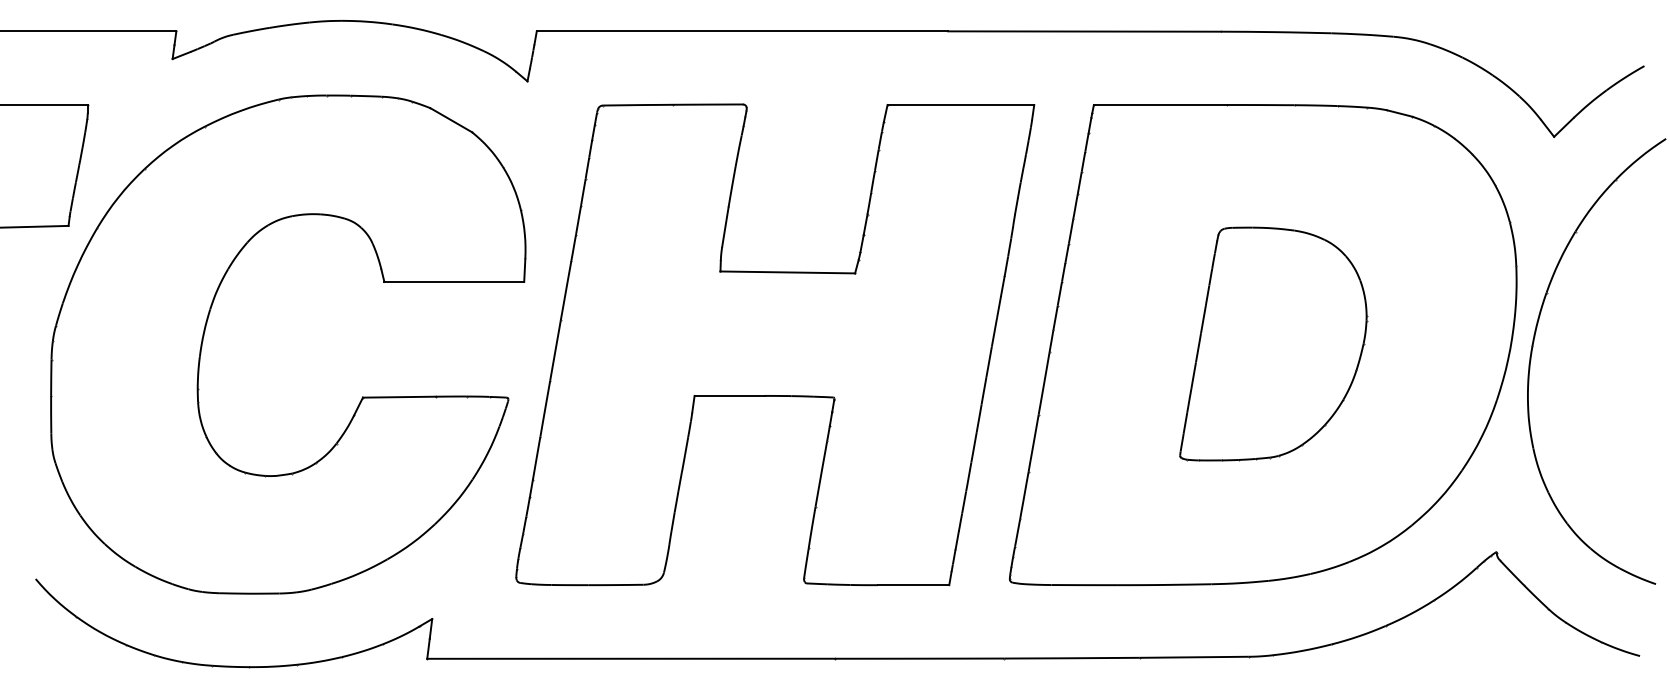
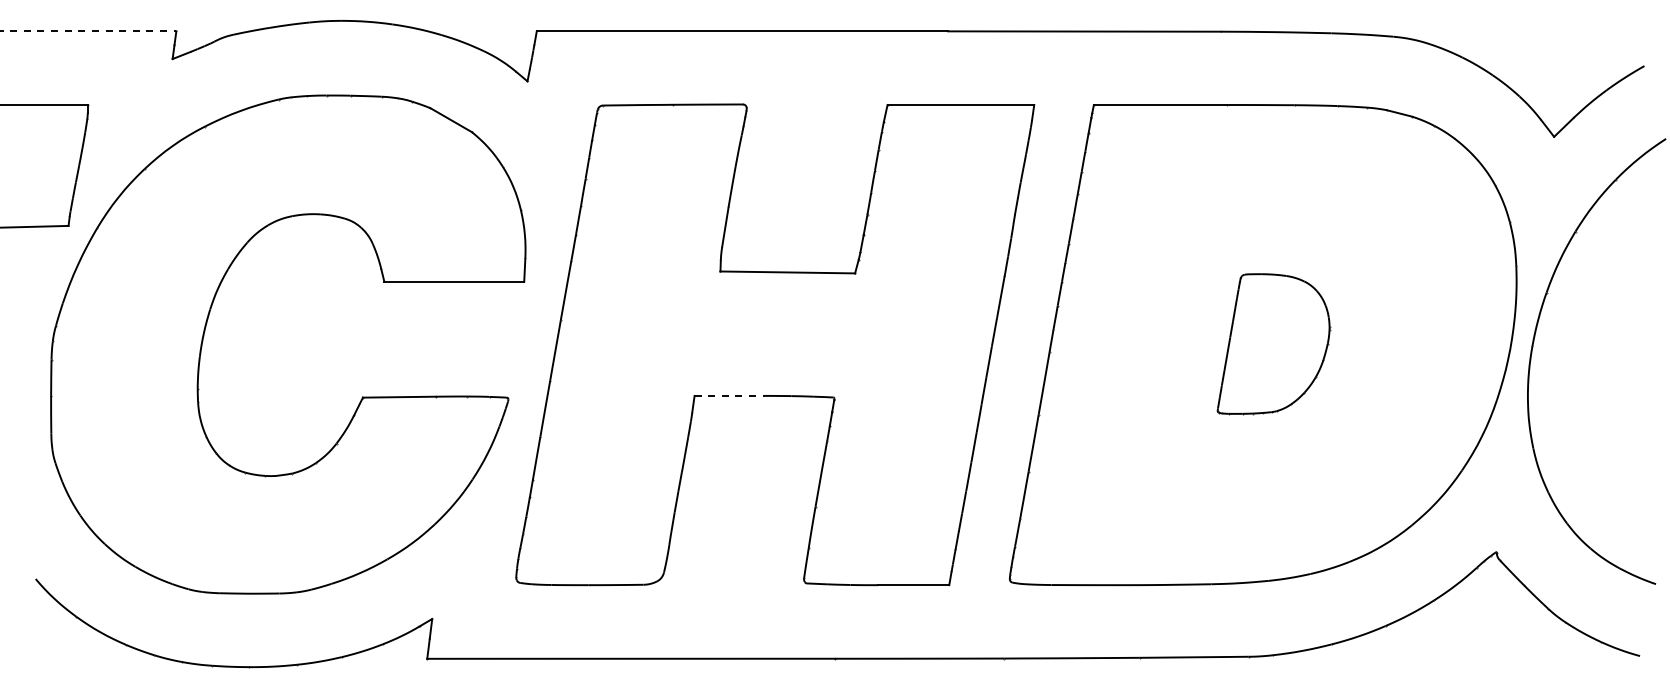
line: solid -> dashed (88, 31)
part size: 190x236 px -> 116x143 px (1273, 344)
line: solid -> dashed (729, 395)
